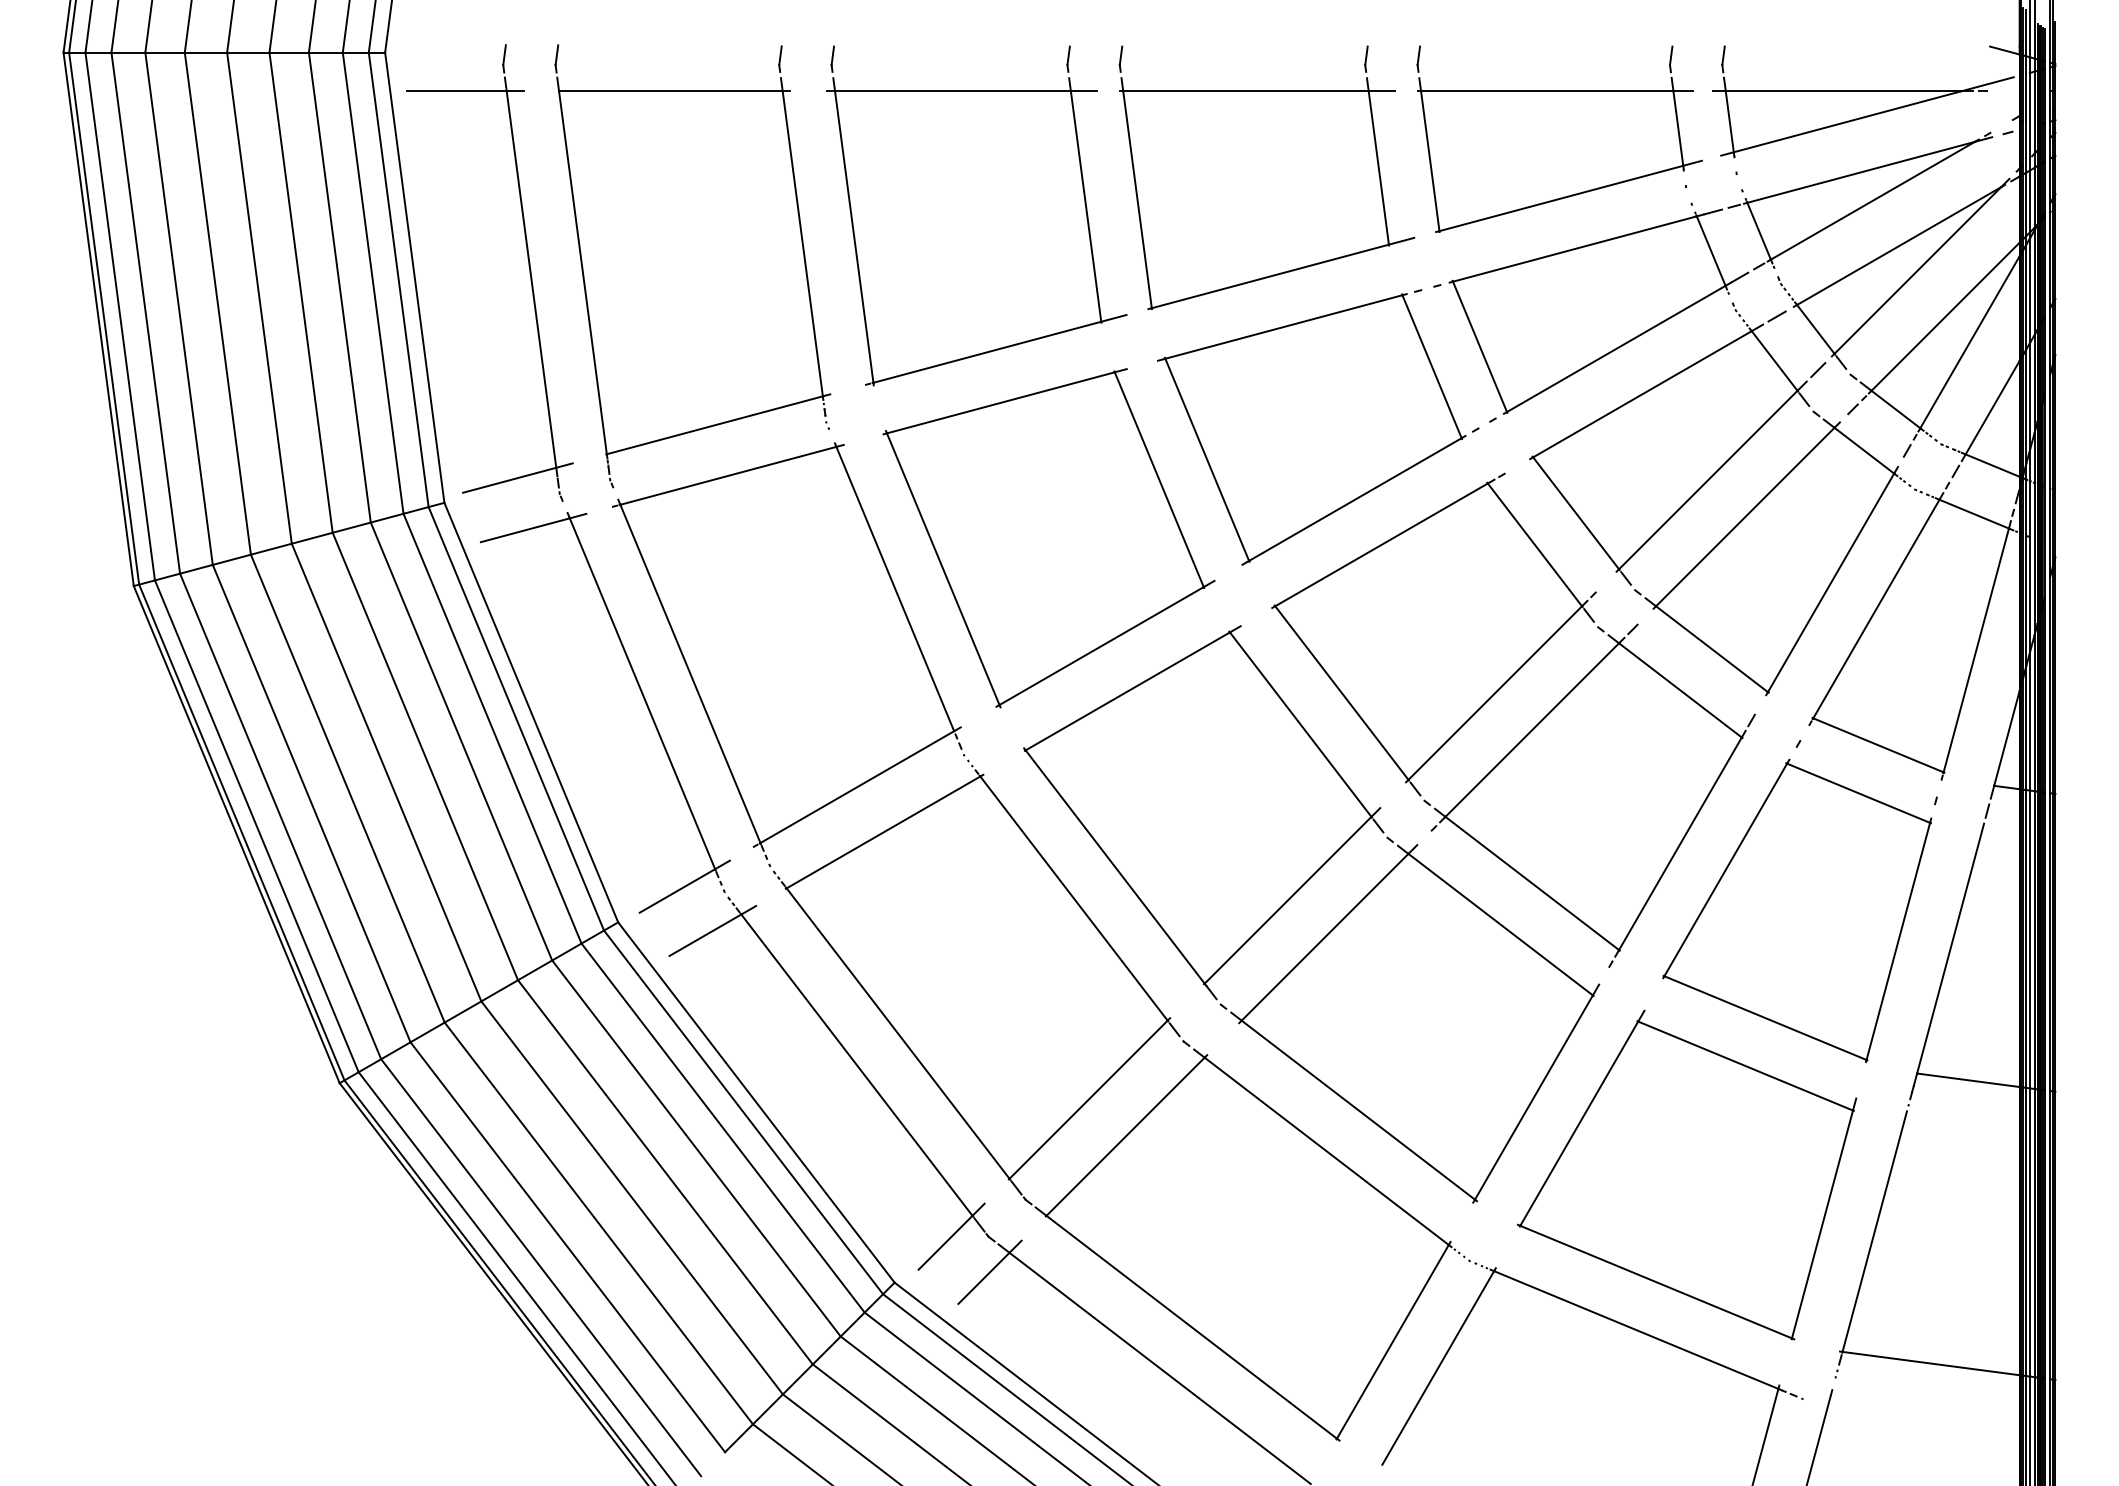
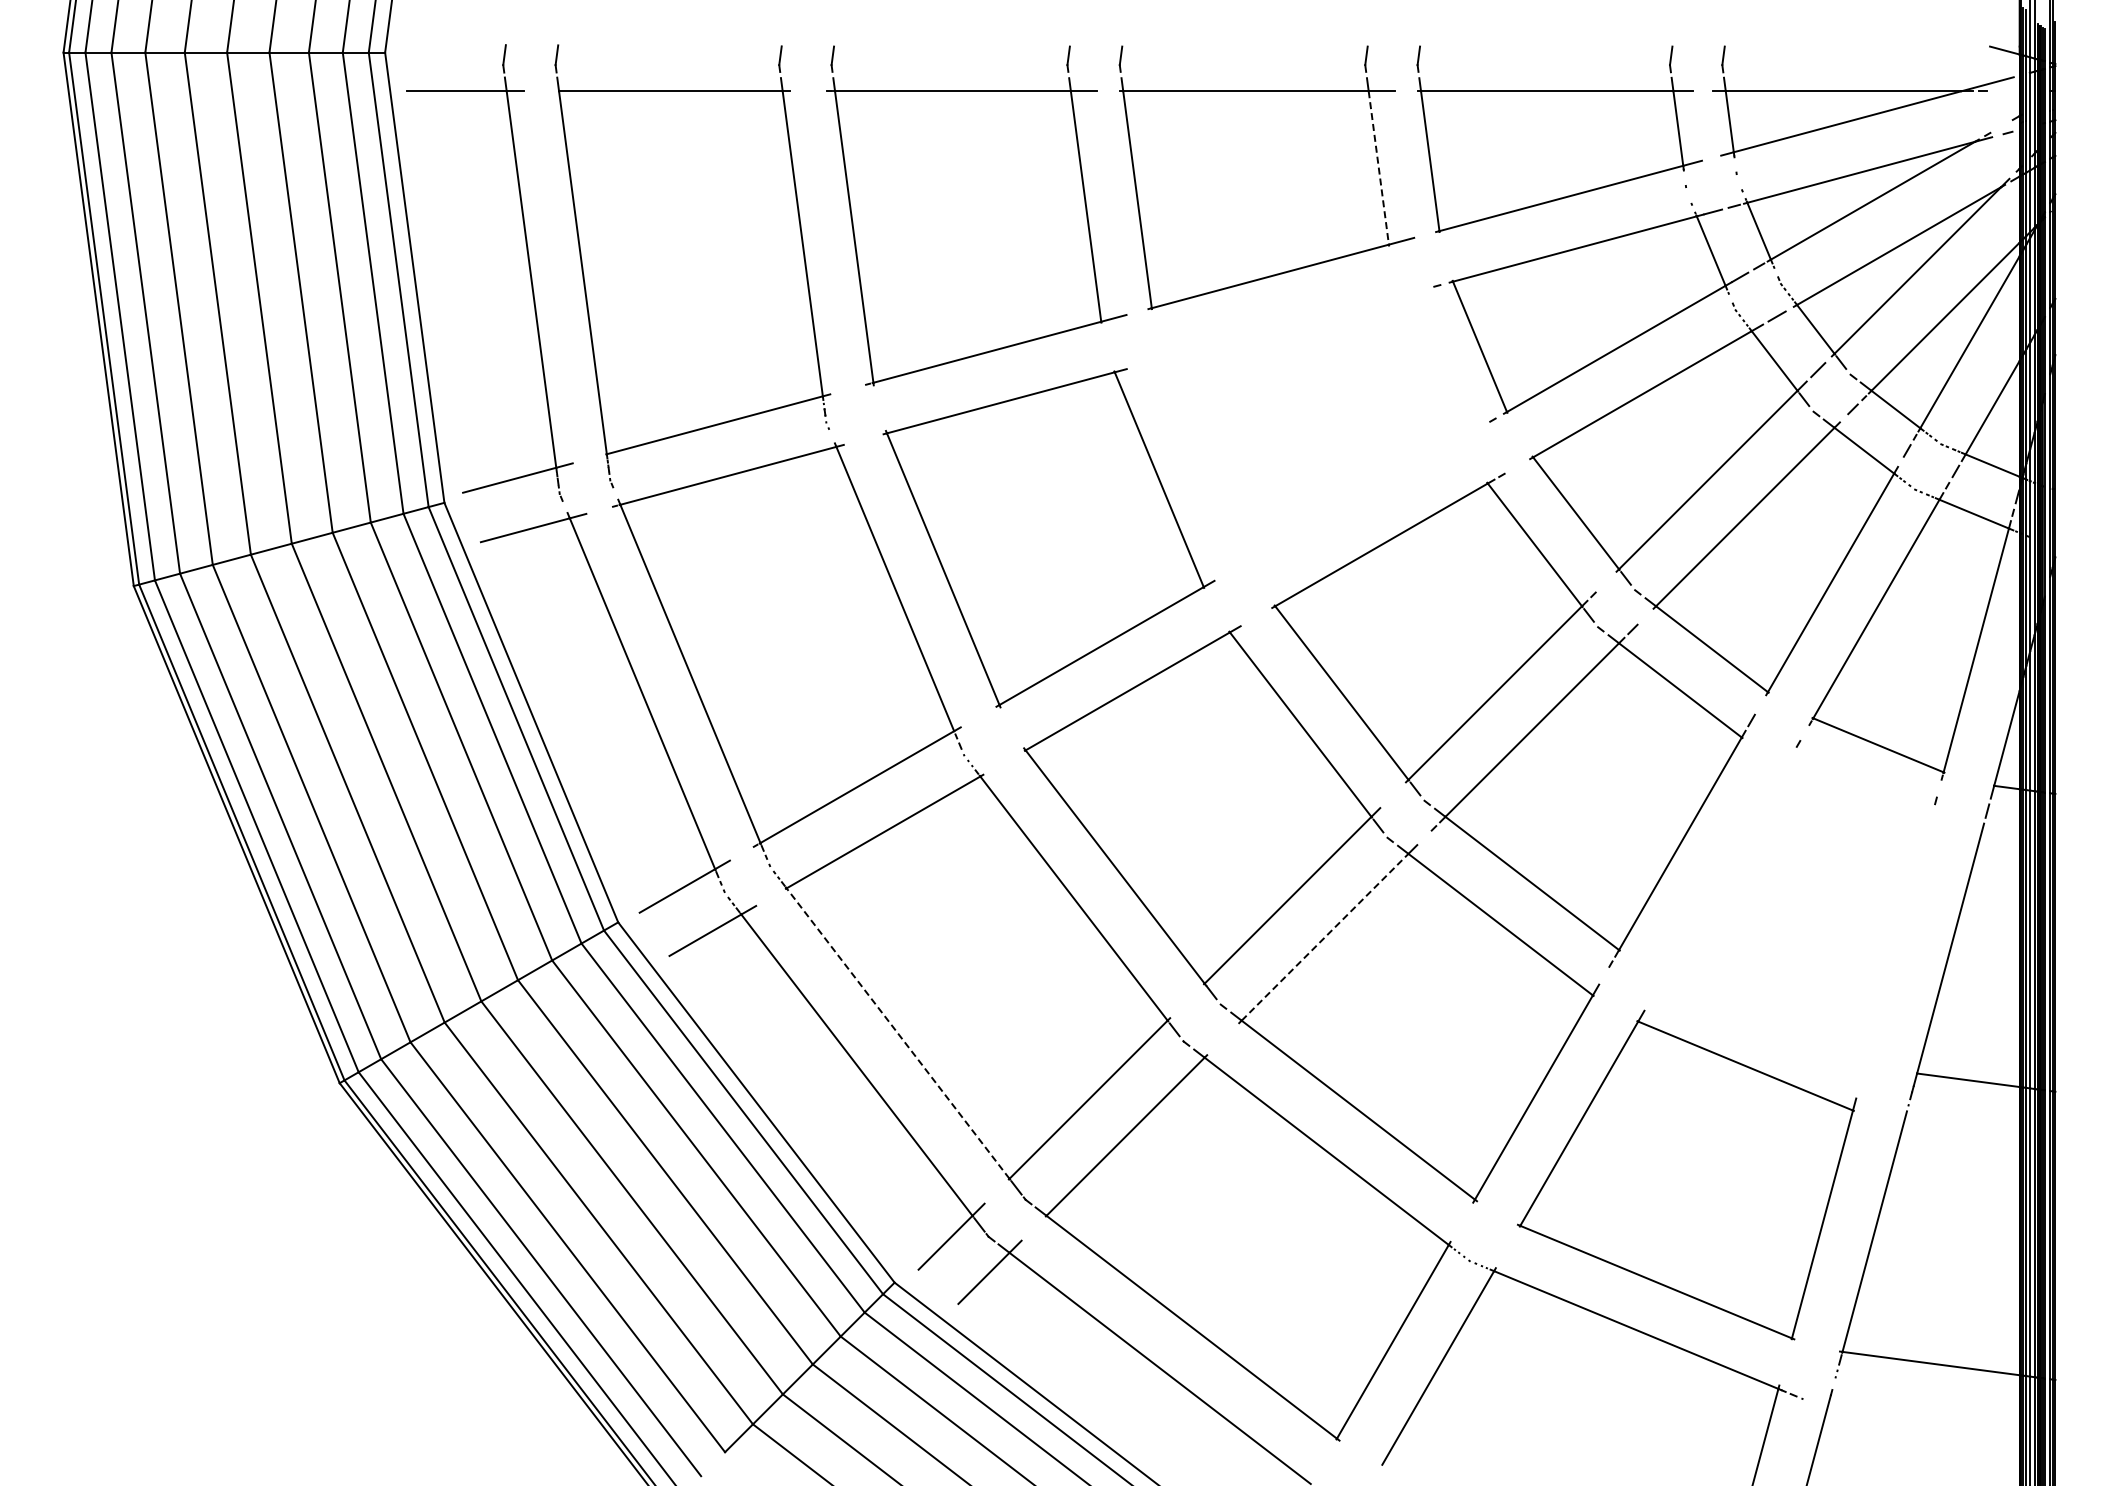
line: solid -> dashed (1378, 168)
part: present -> none (1318, 427)
part: present -> none (1797, 910)
line: solid -> dashed (1325, 937)
line: solid -> dashed (897, 1033)
